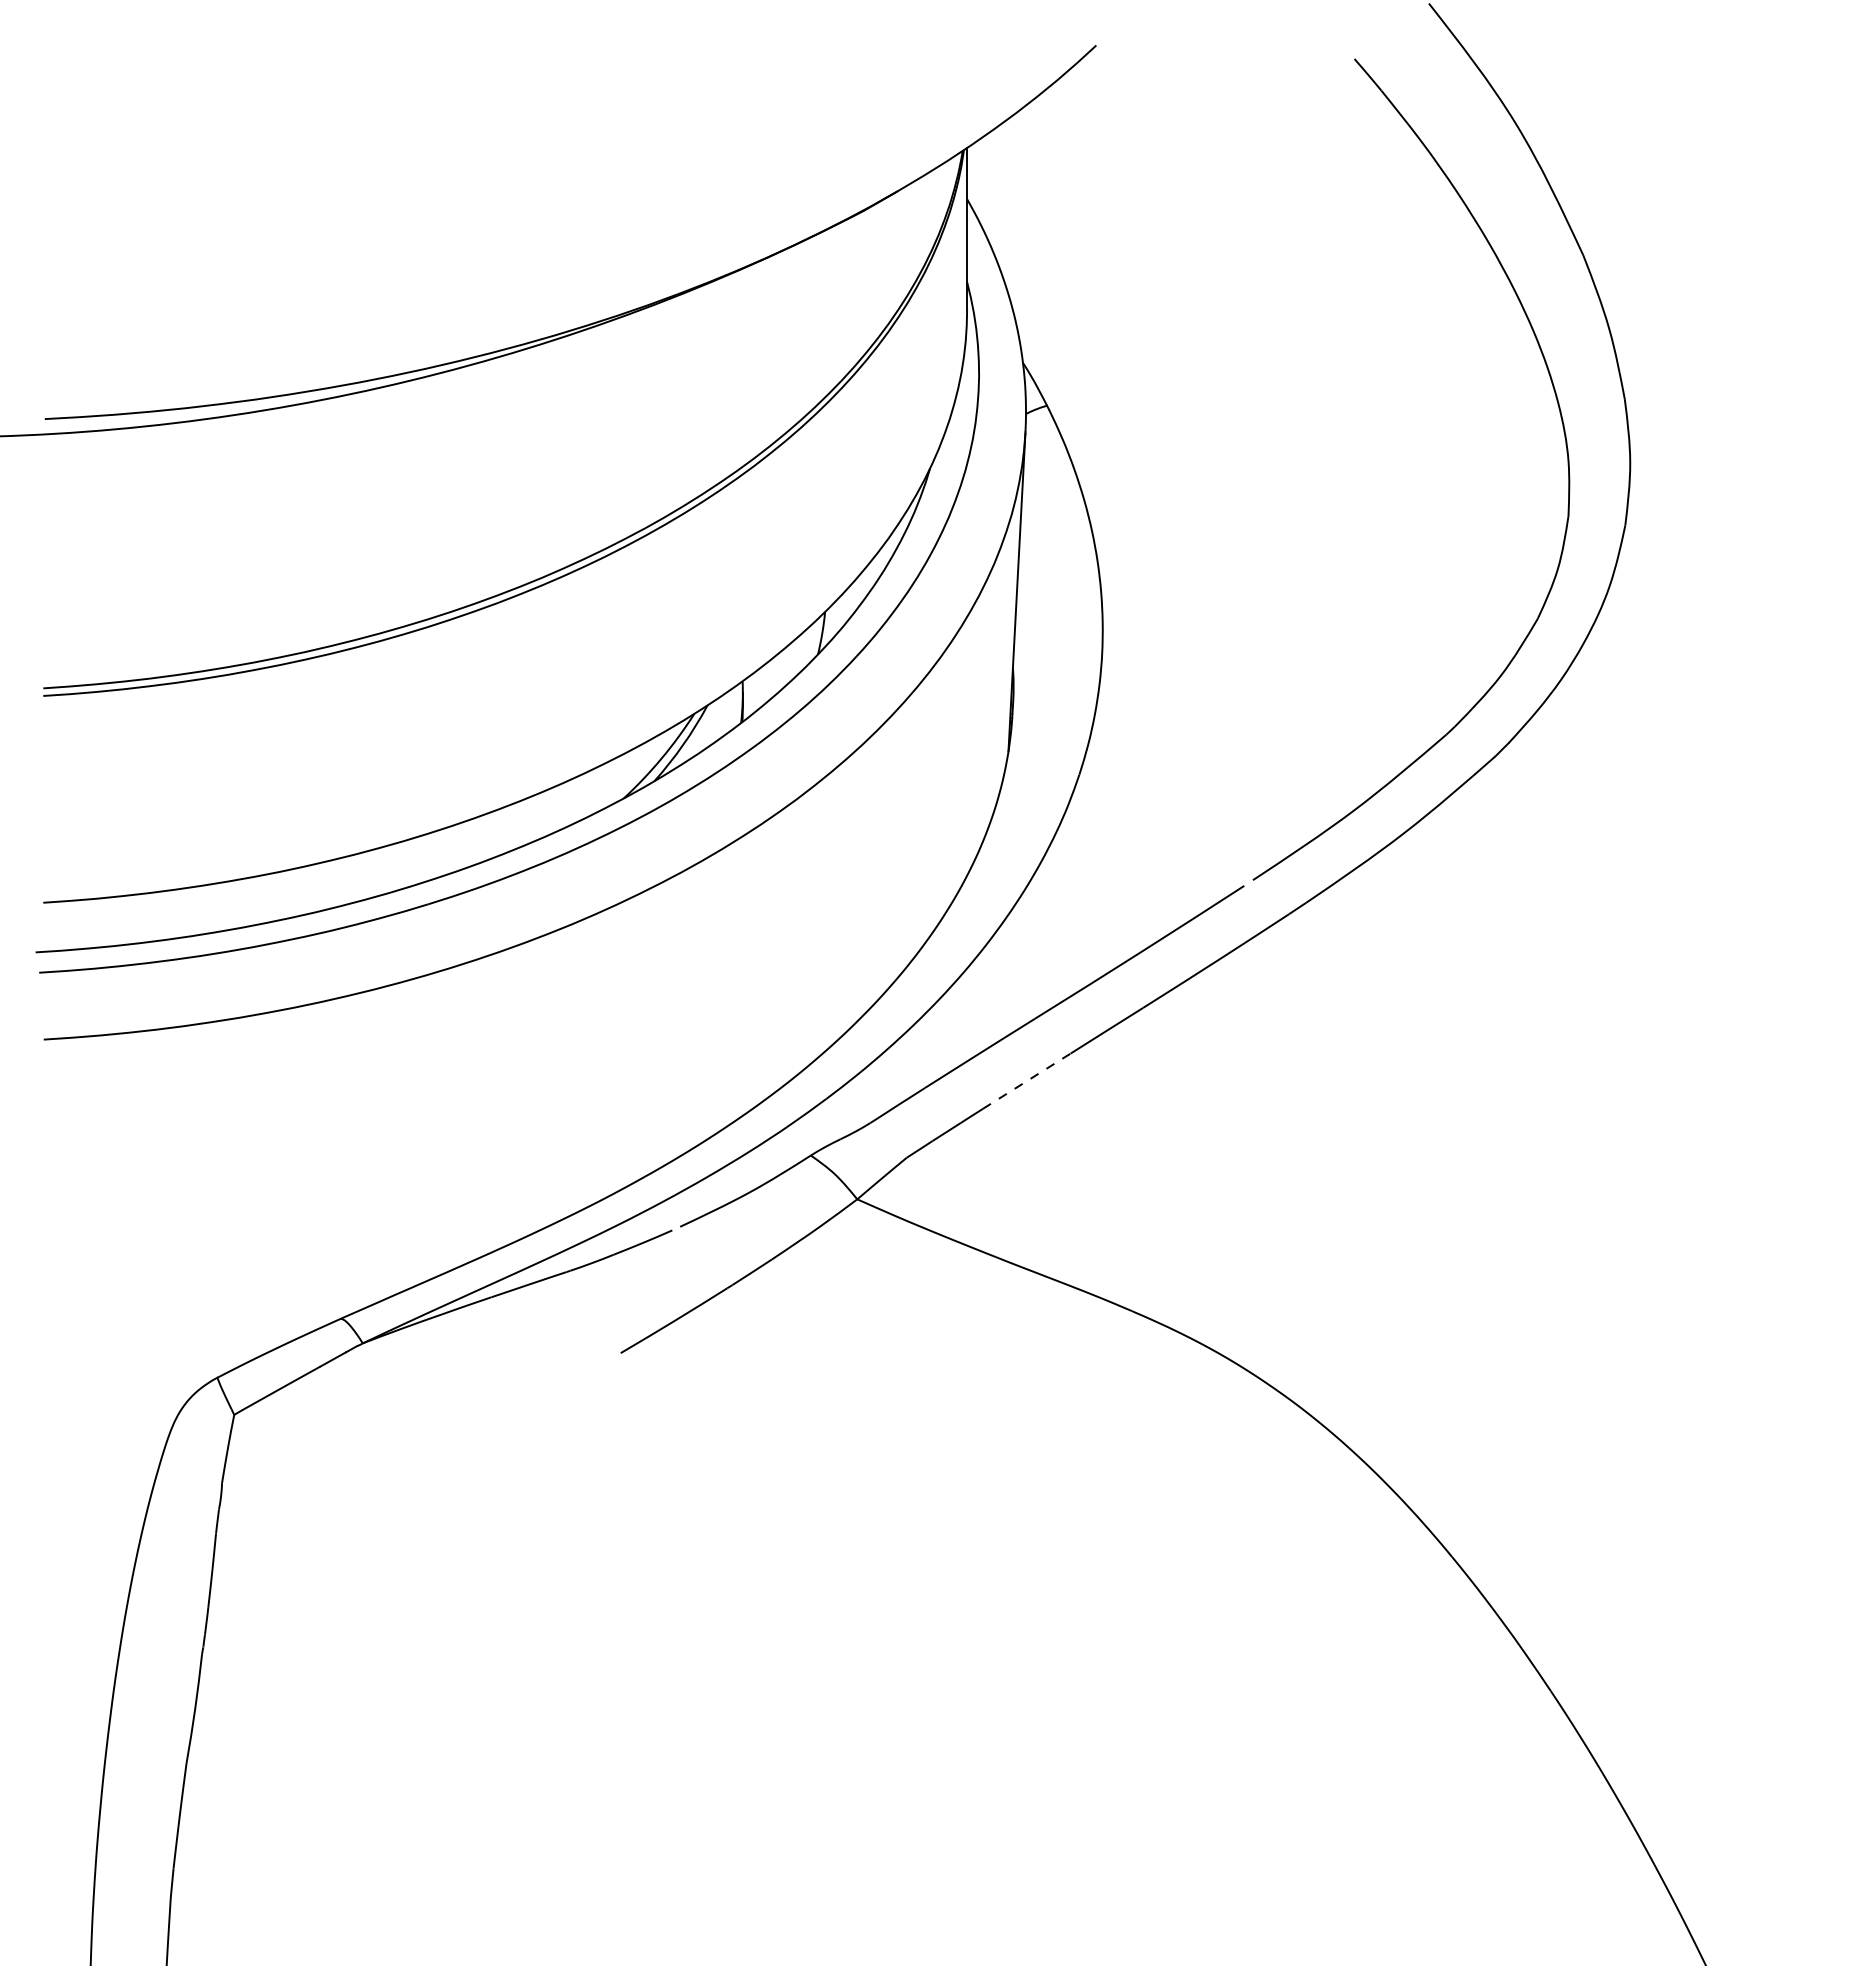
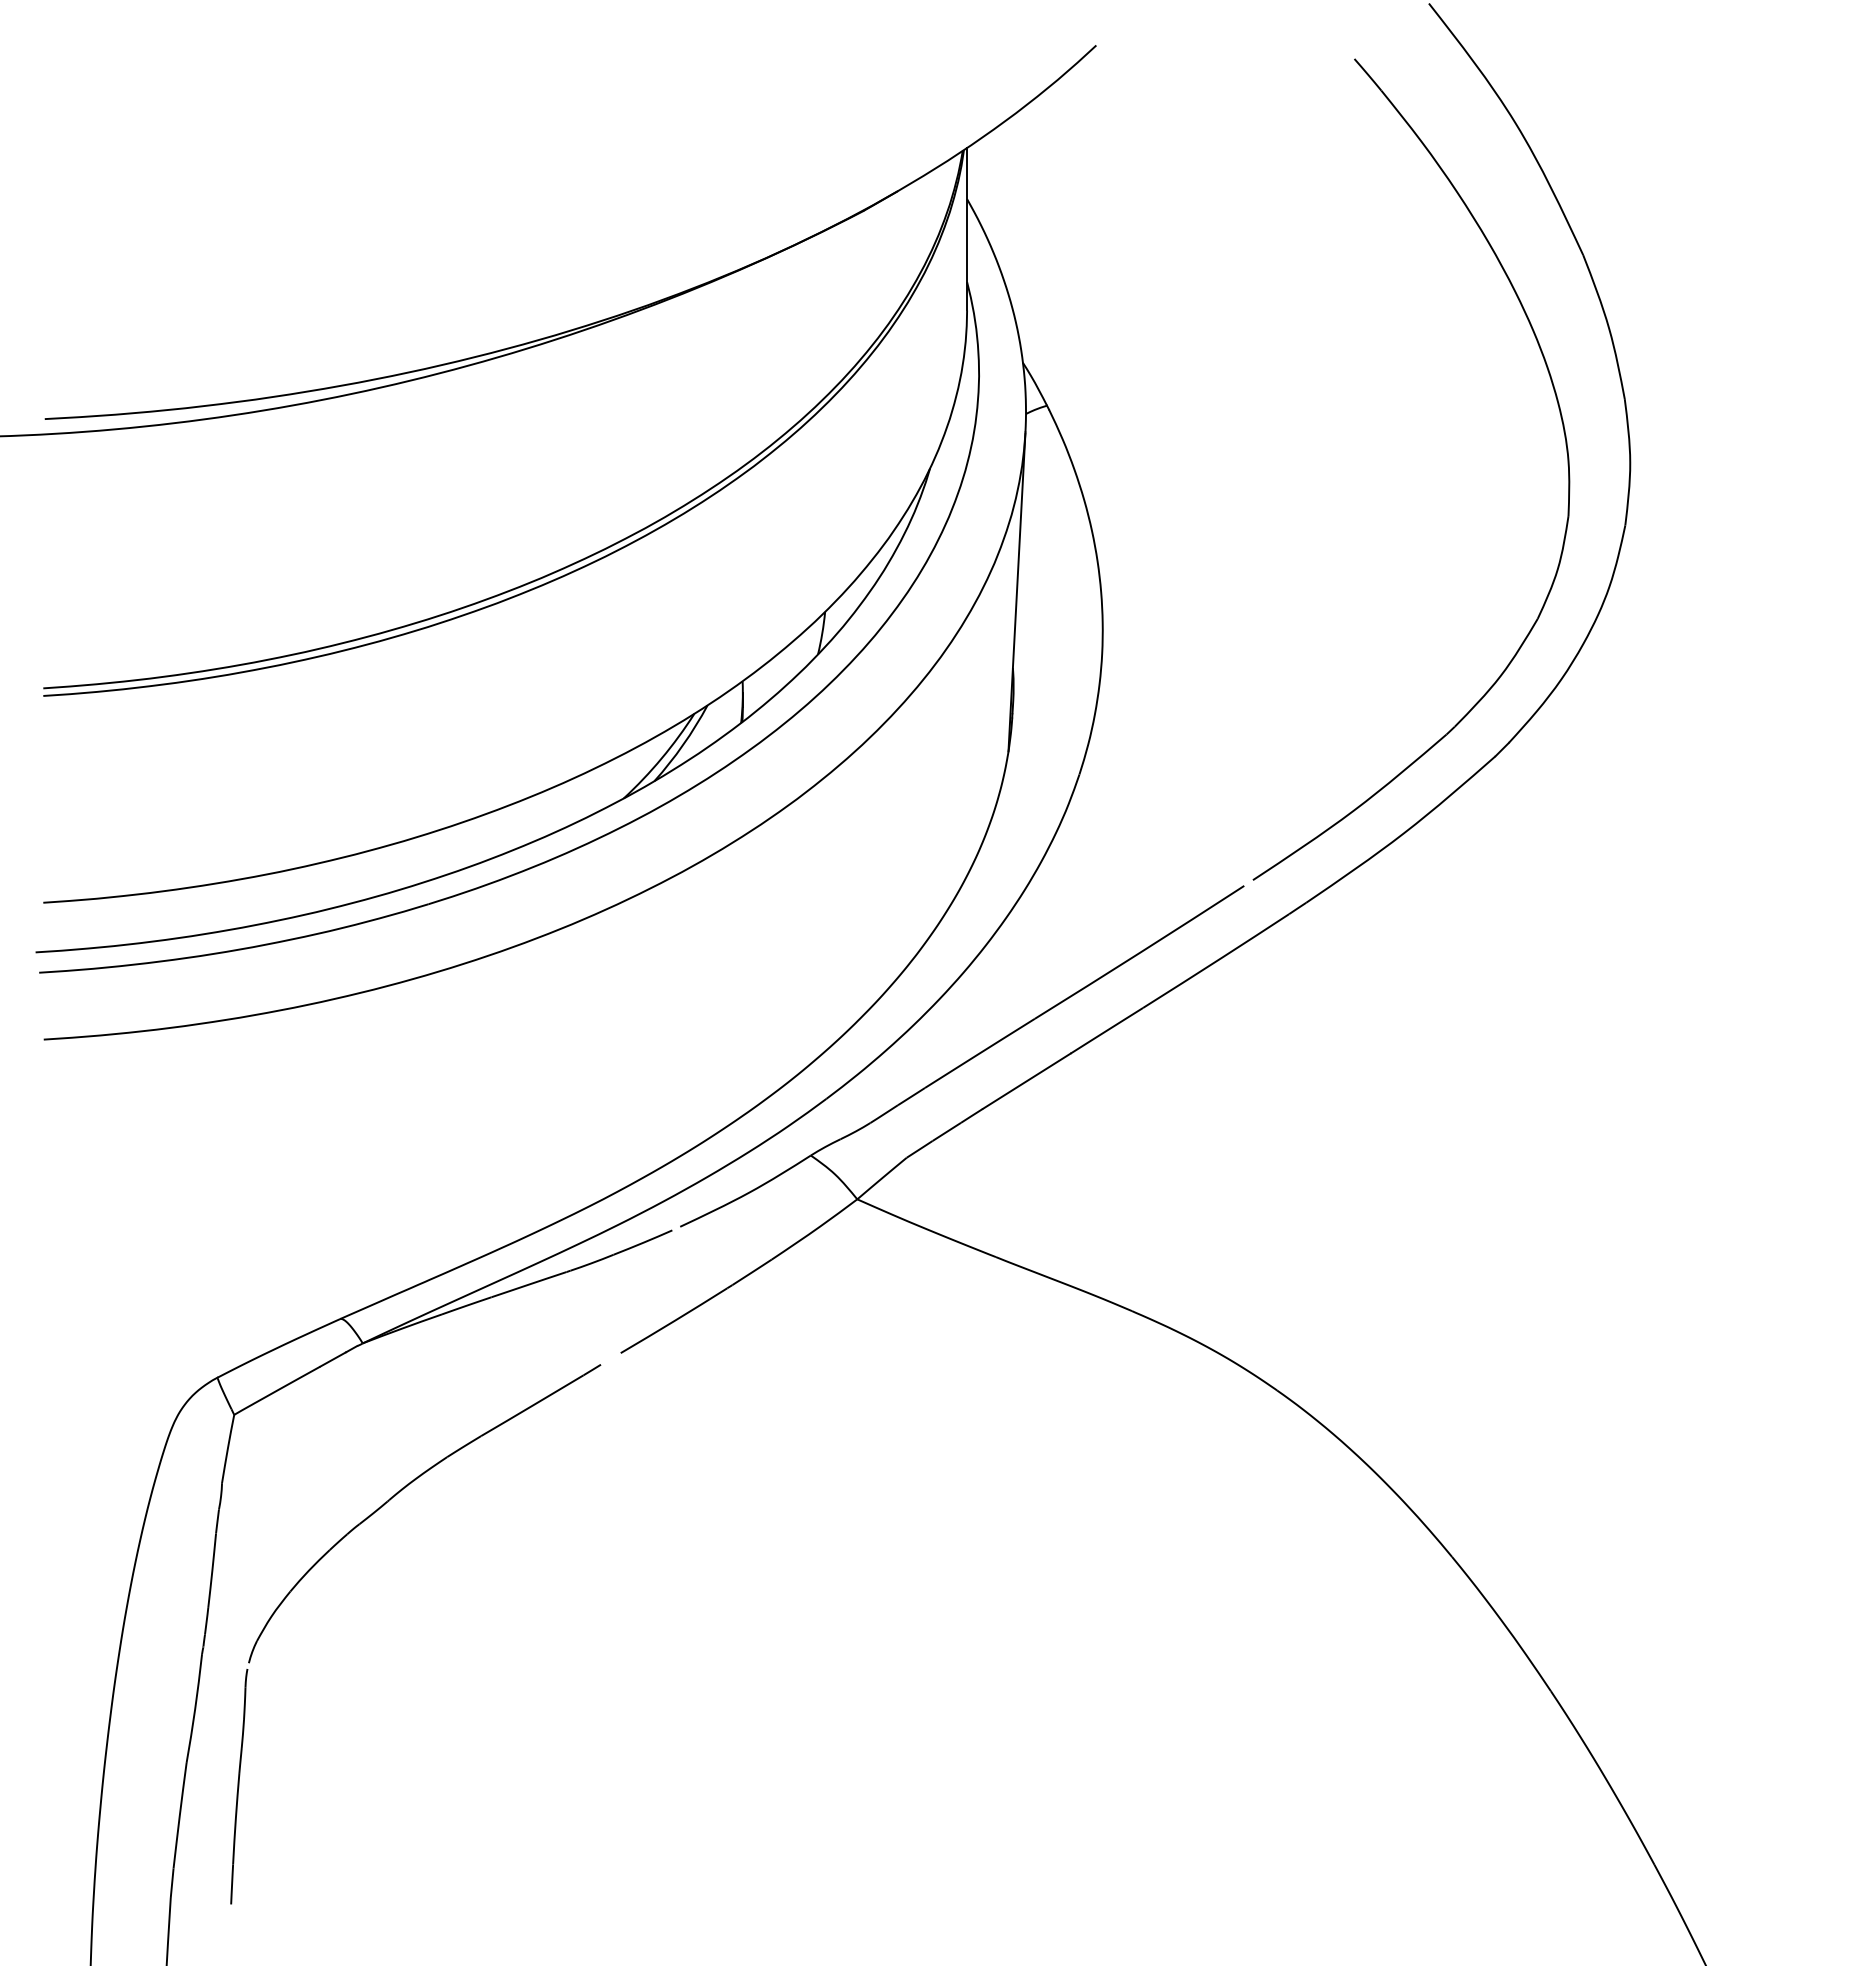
line: dashed -> solid (1026, 1081)
part: none -> present (335, 1546)
